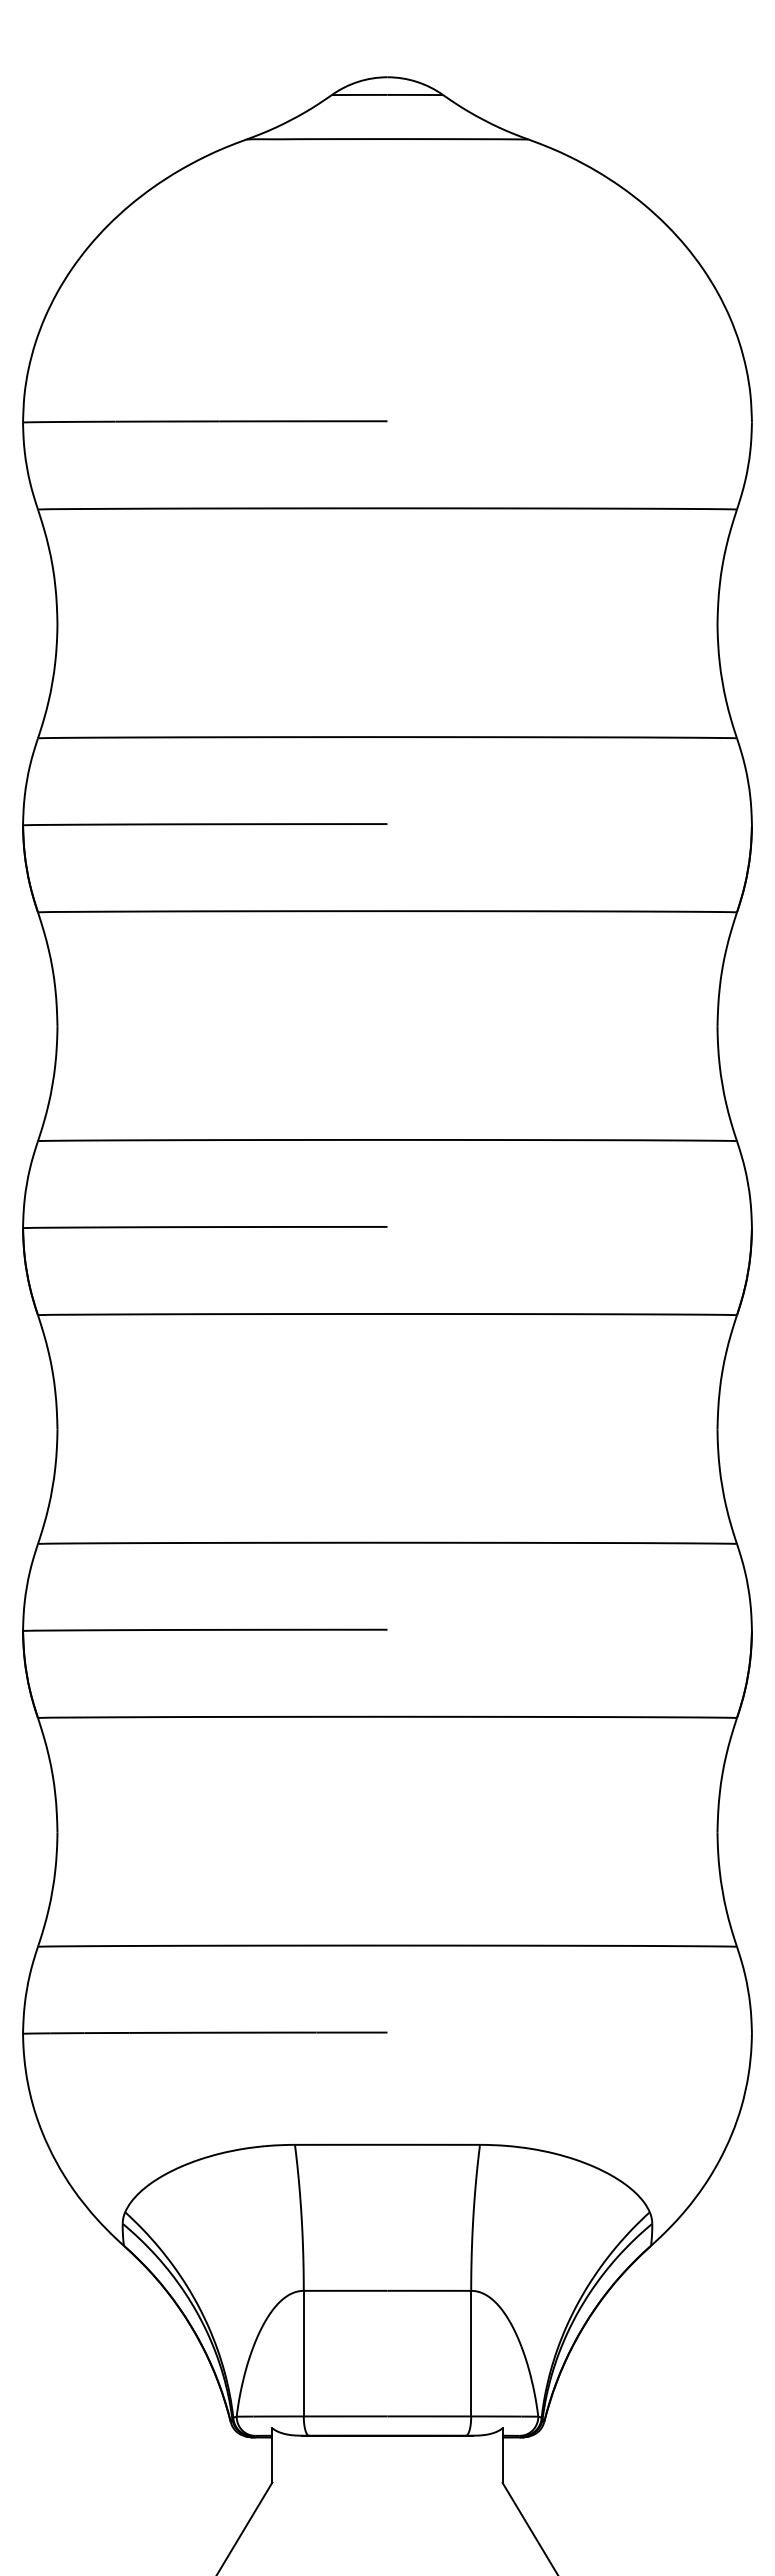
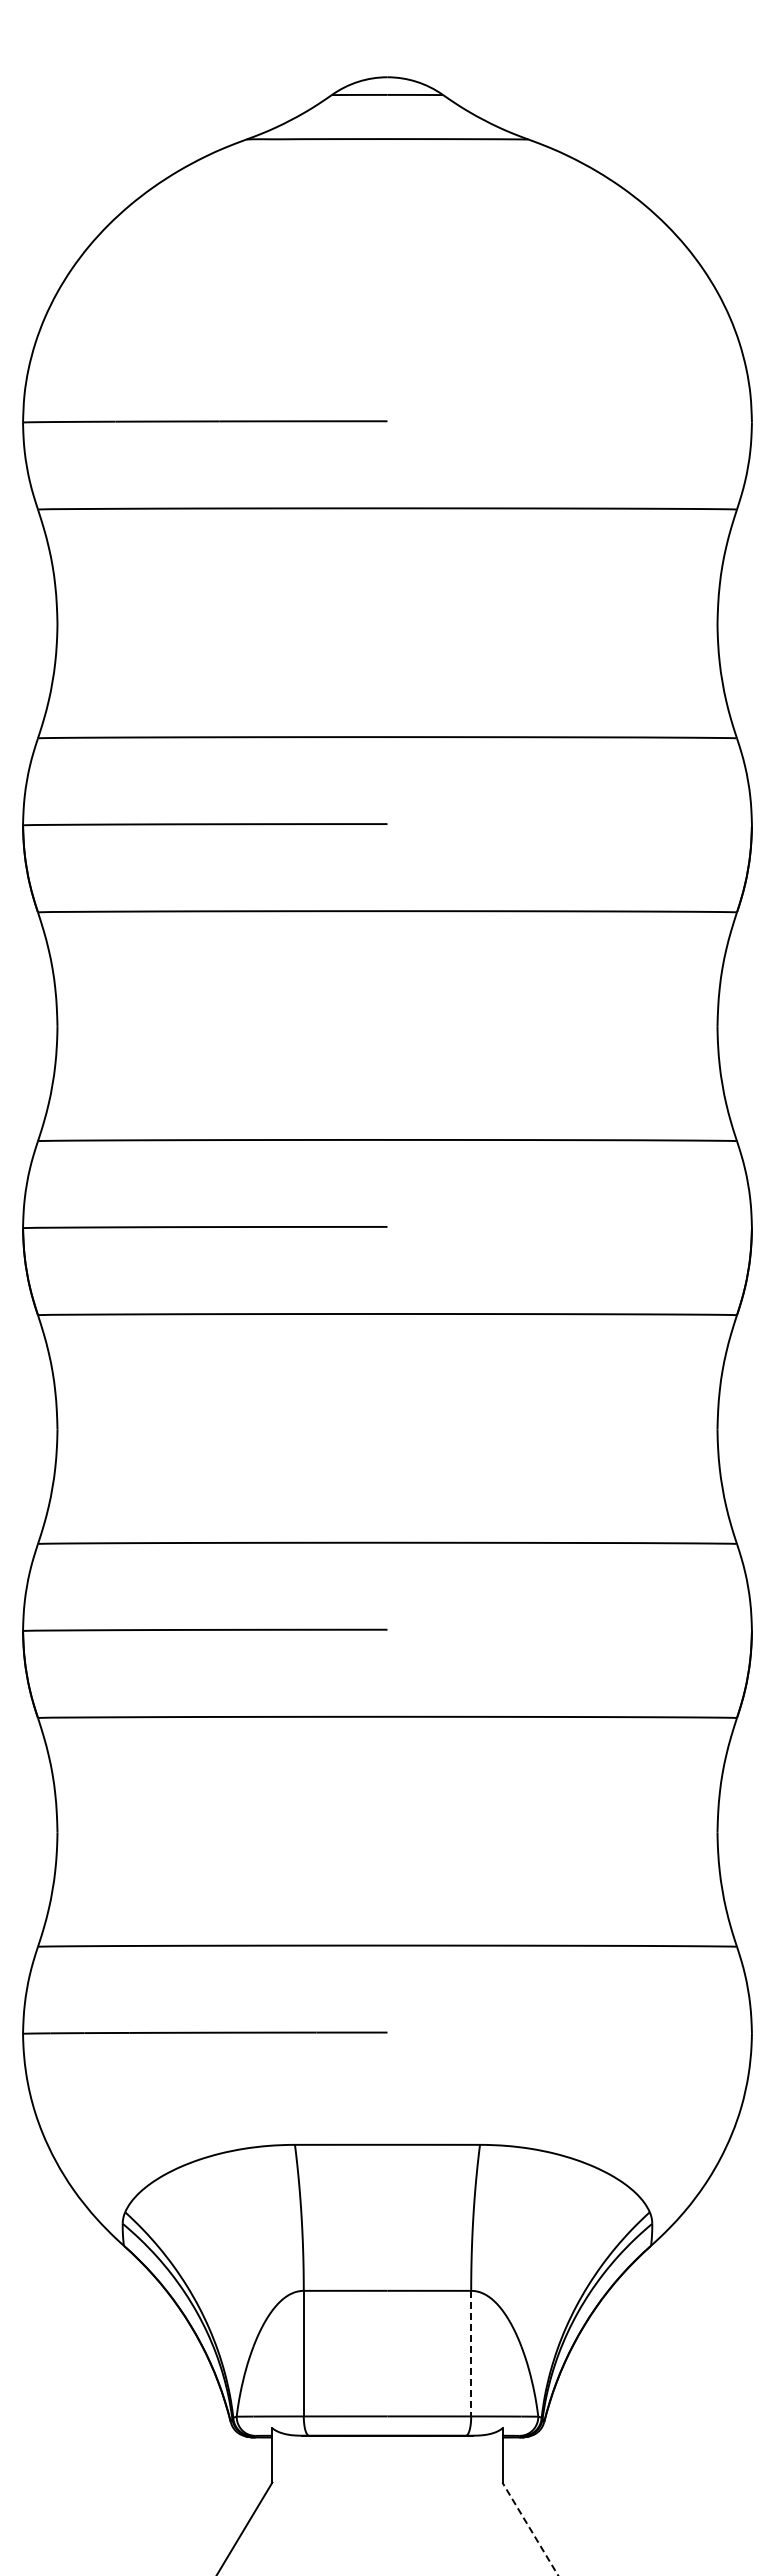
line: solid -> dashed (471, 2353)
line: solid -> dashed (530, 2529)
